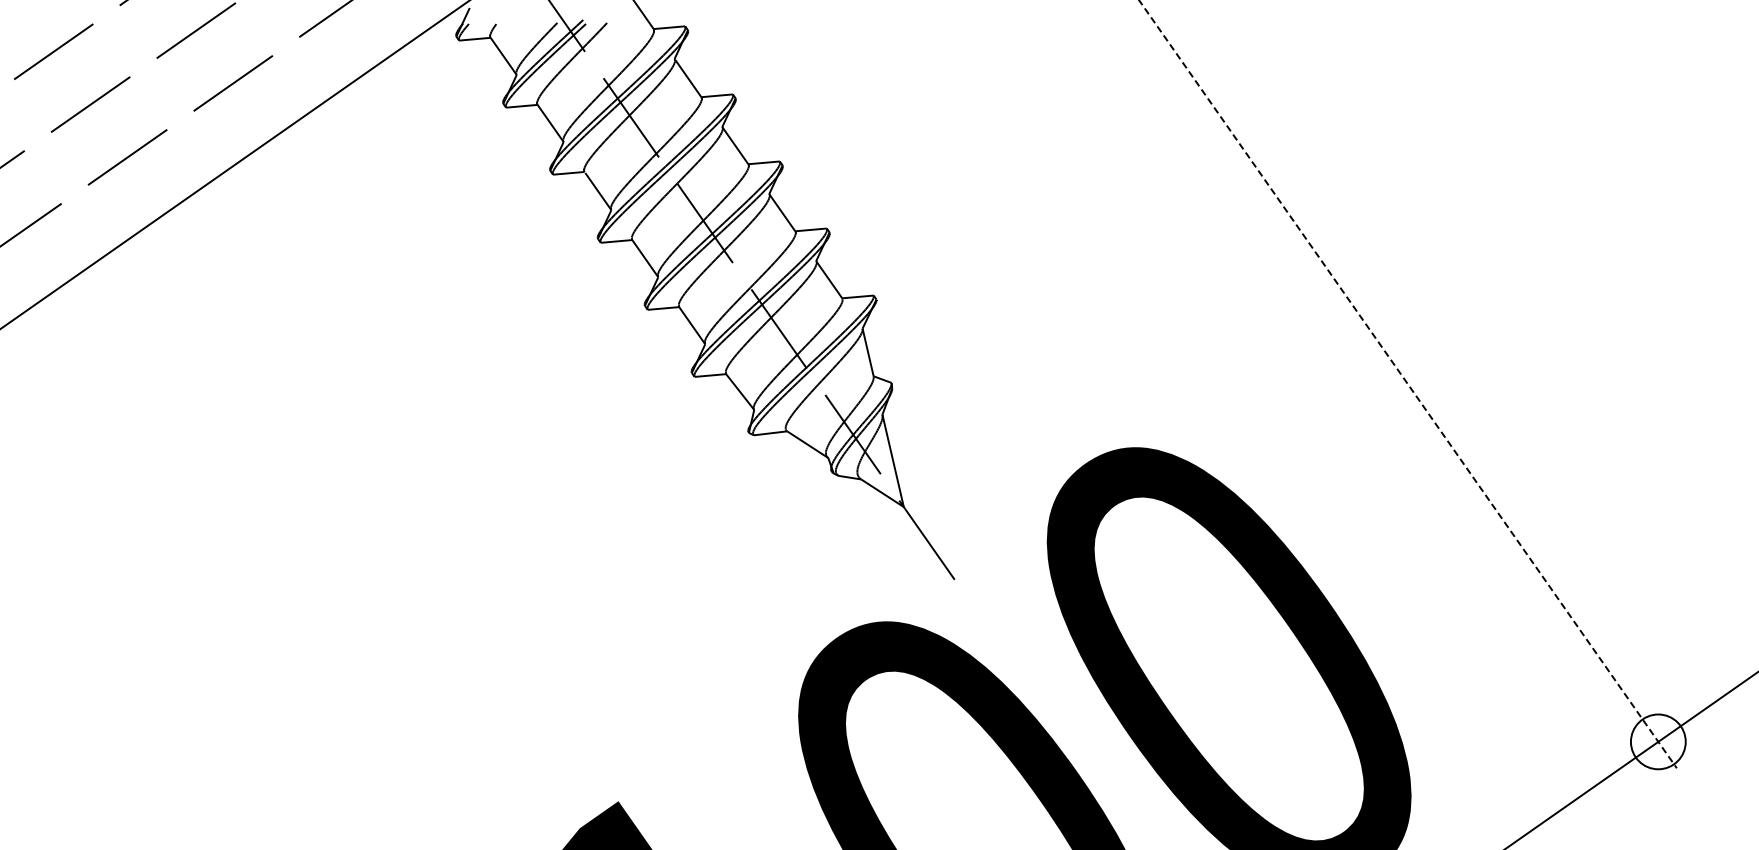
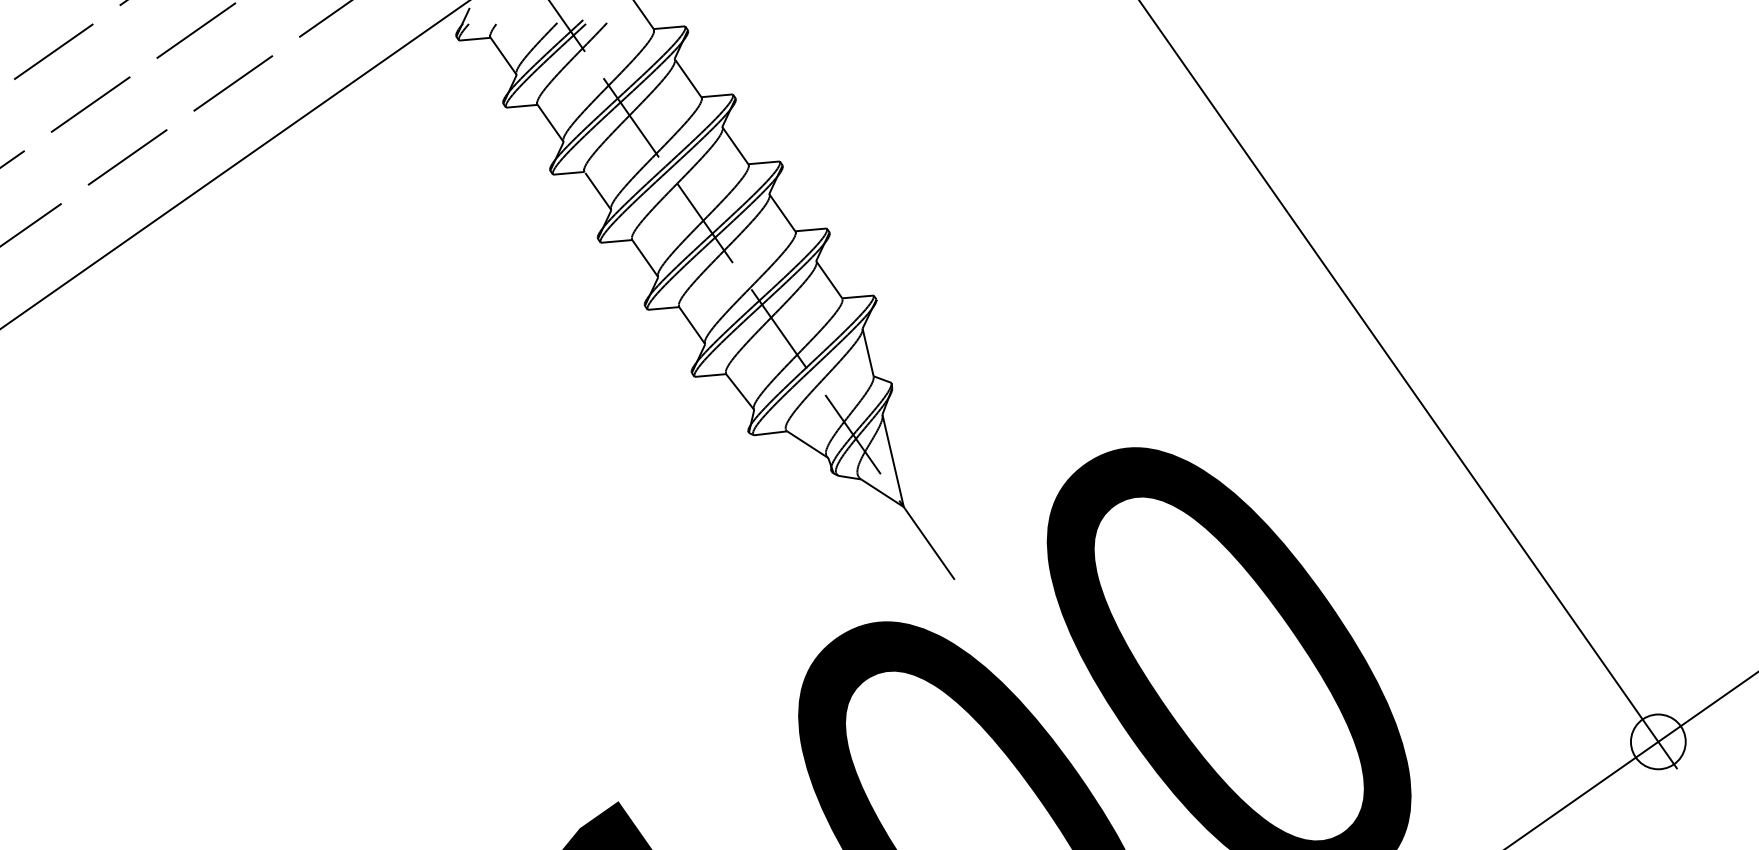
line: dashed -> solid (1407, 384)
